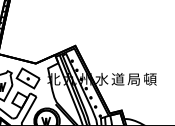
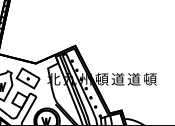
text: 水 -> 頓 (101, 78)
text: 局 -> 道 (133, 79)
